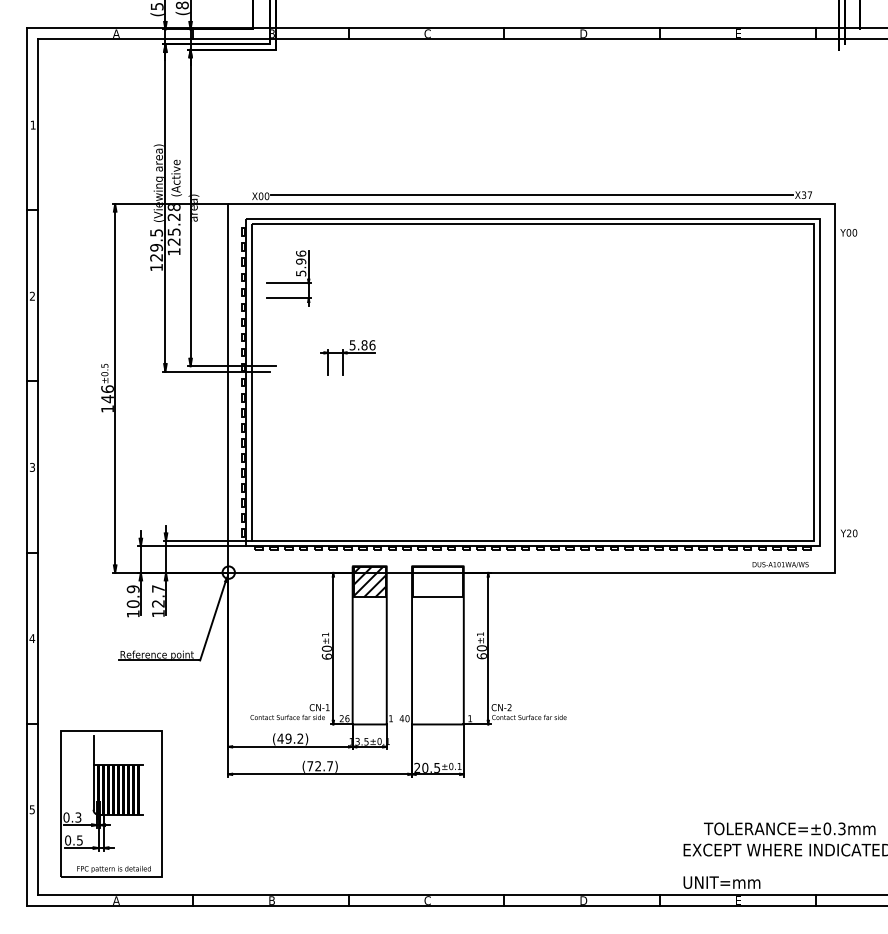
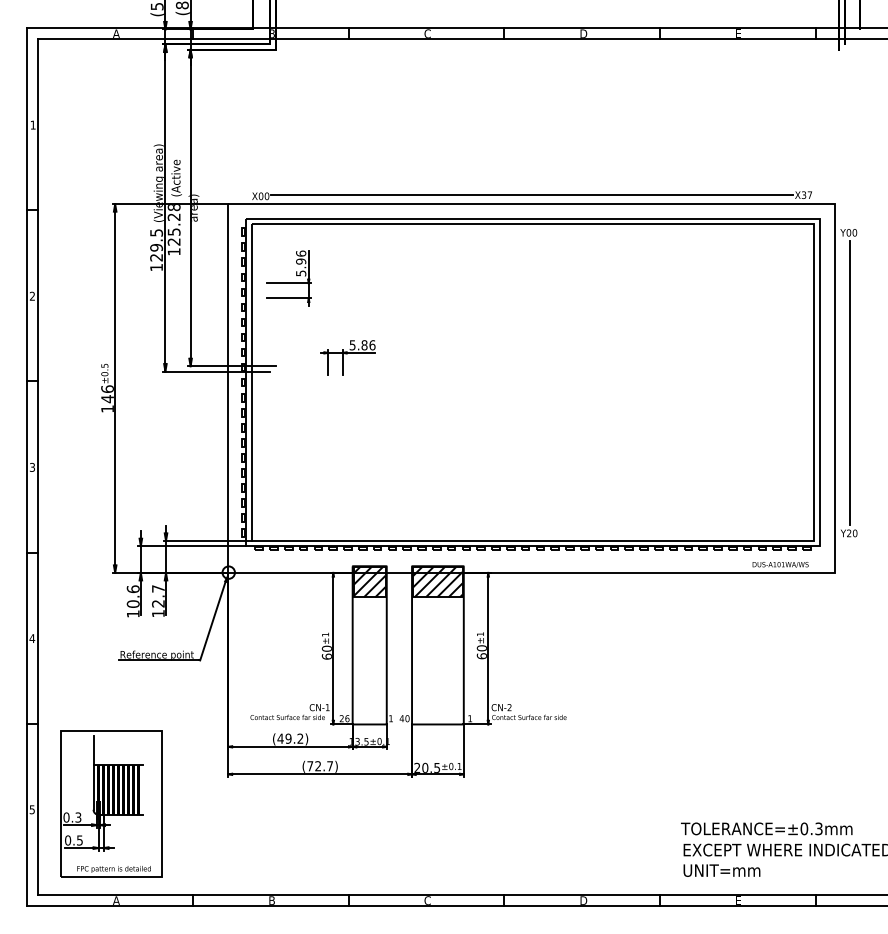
line: none -> present (849, 382)
hatch: none -> present (437, 581)
text: 10.9 -> 10.6 (132, 589)
text position: (789, 828) -> (766, 828) (766, 828)
text position: (721, 882) -> (721, 870) (721, 870)
